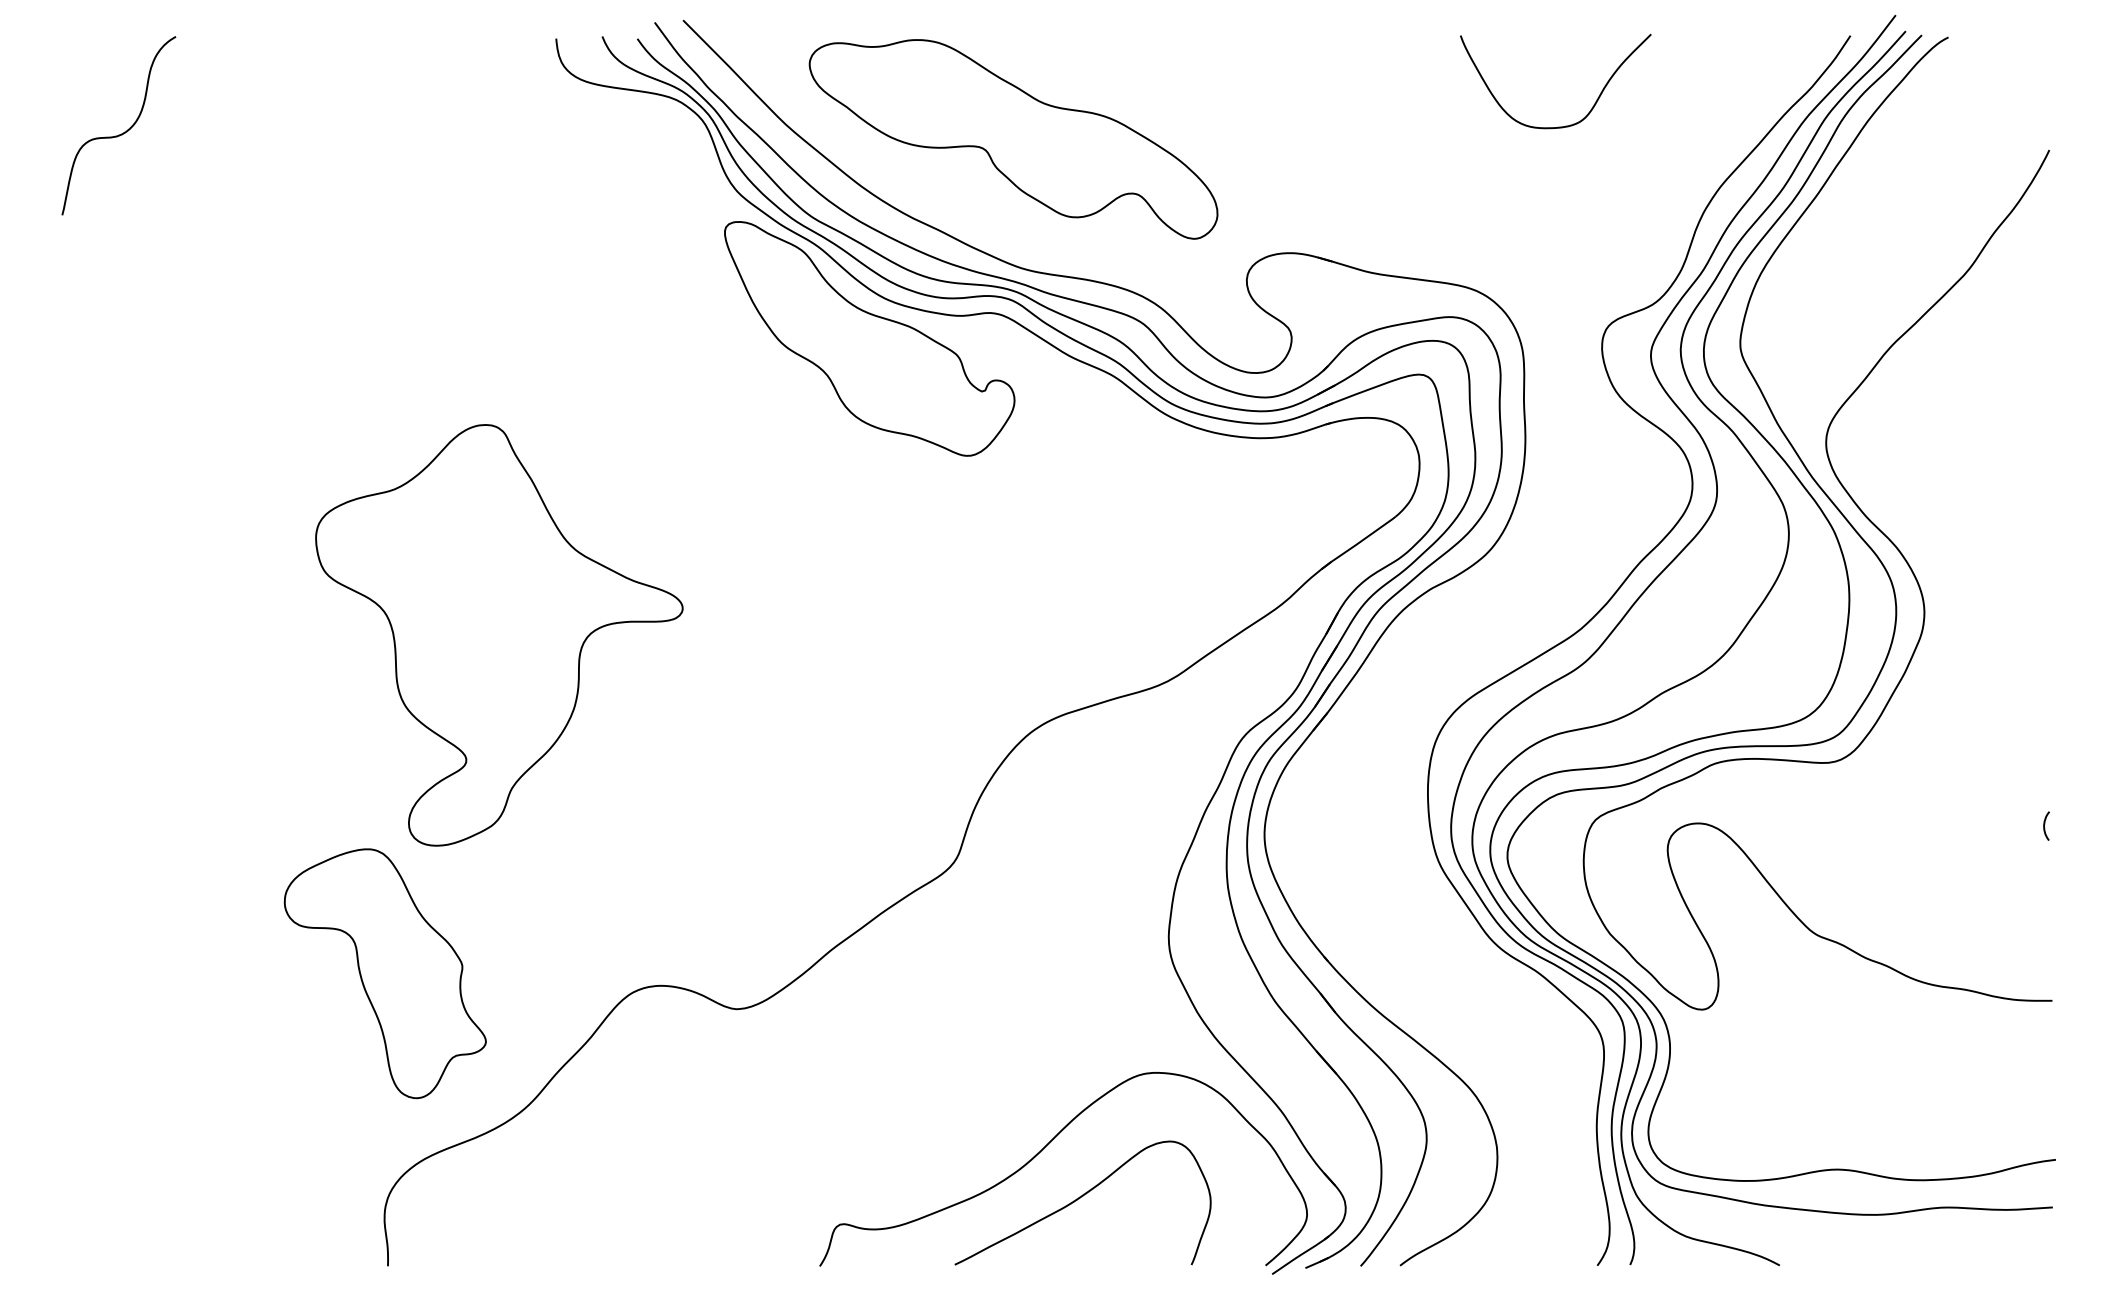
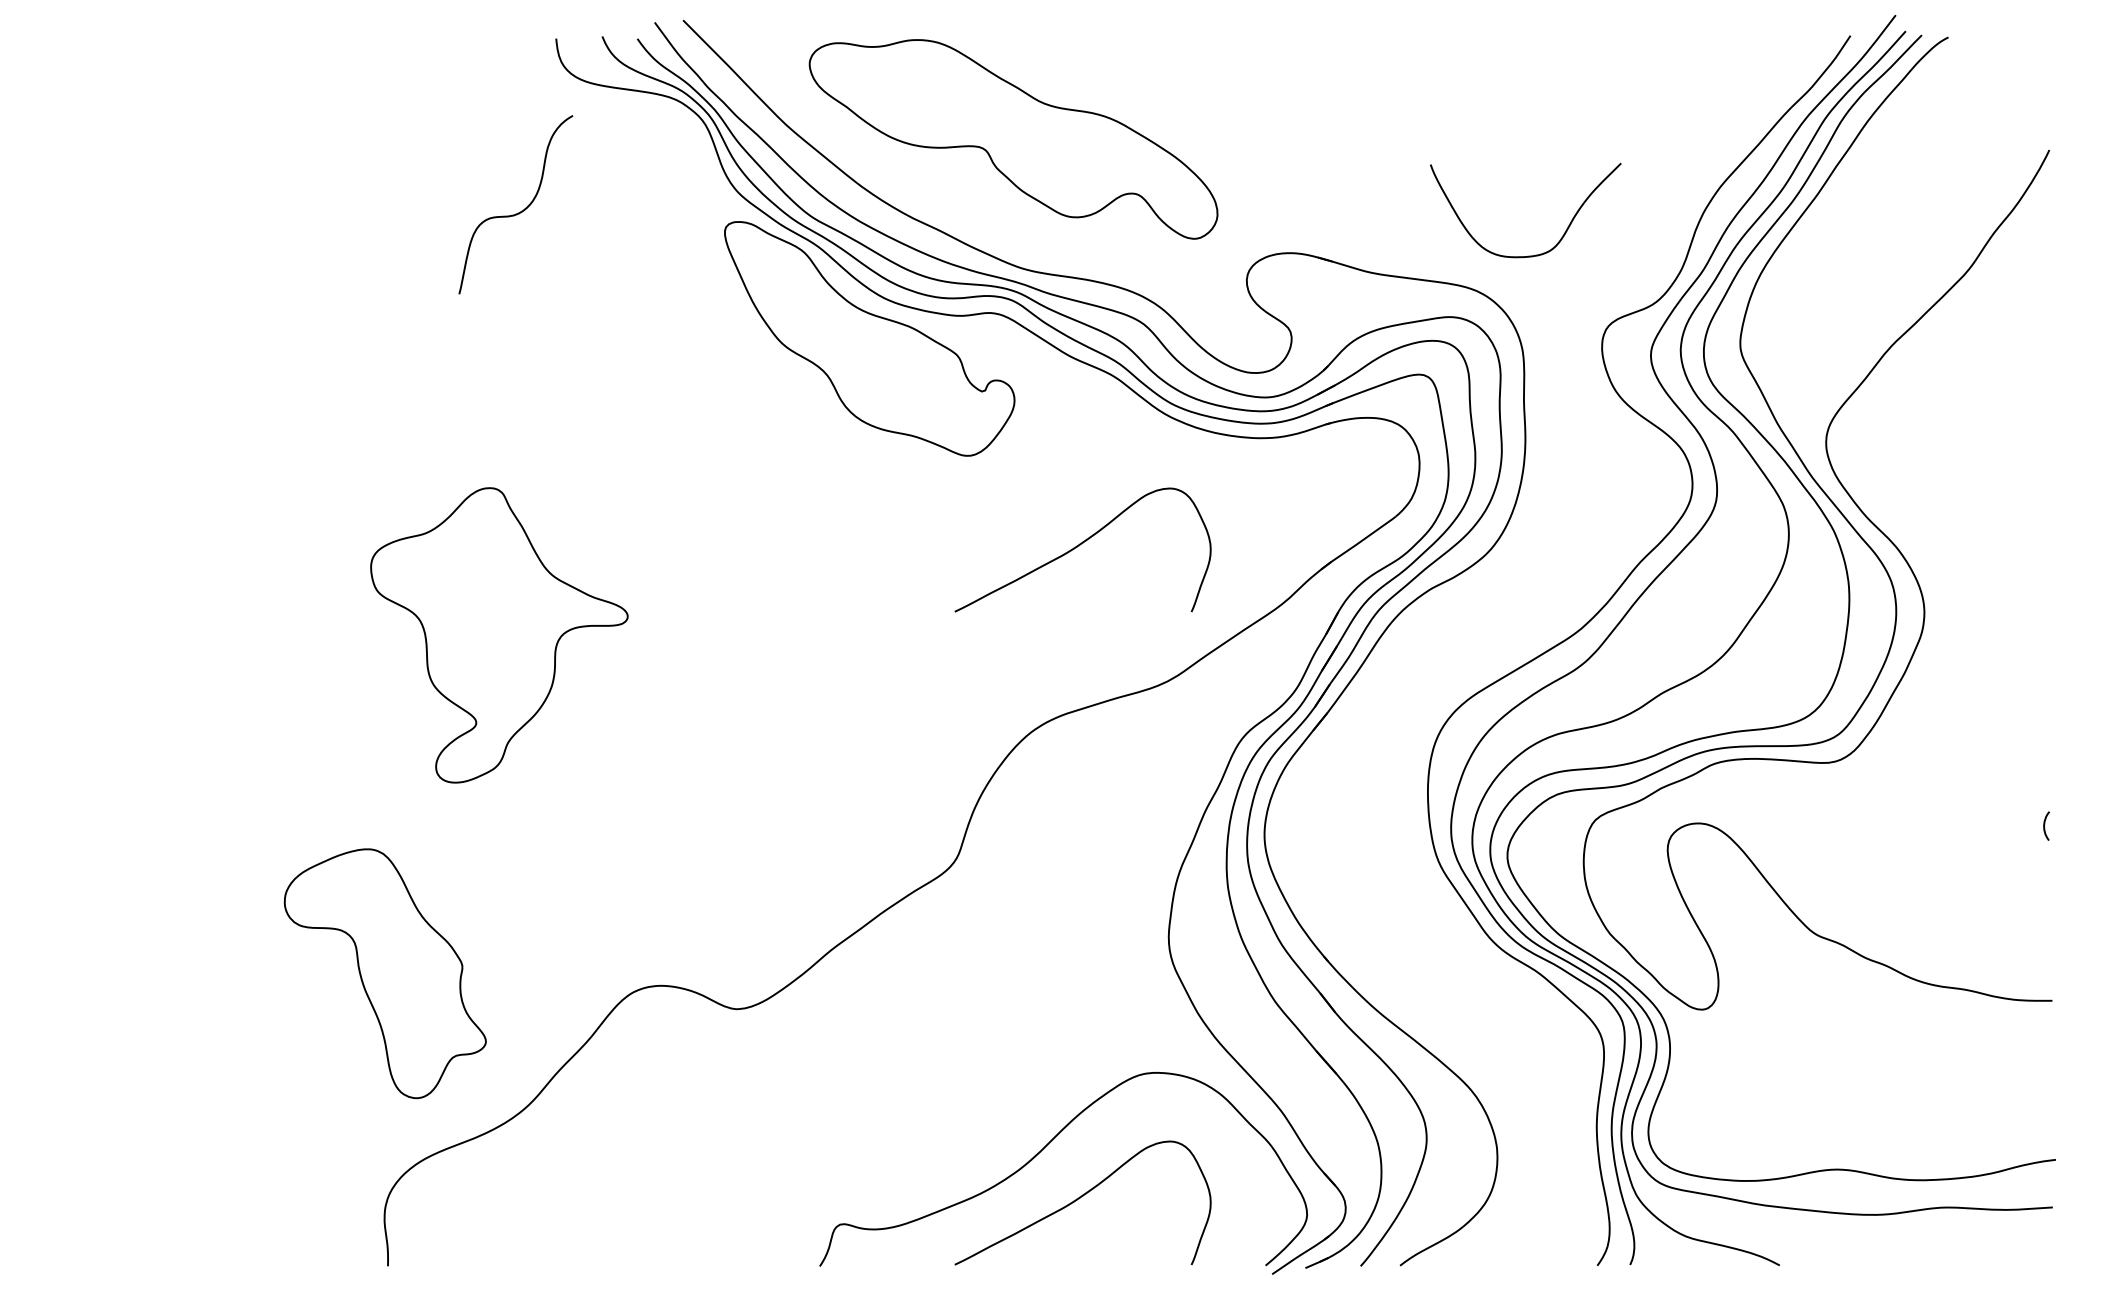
curve position: (1592, 106) -> (1562, 235) (1562, 235)
curve position: (124, 131) -> (521, 210) (521, 210)
curve: none -> present (1079, 546)
part size: 369x423 px -> 259x297 px (499, 635)
